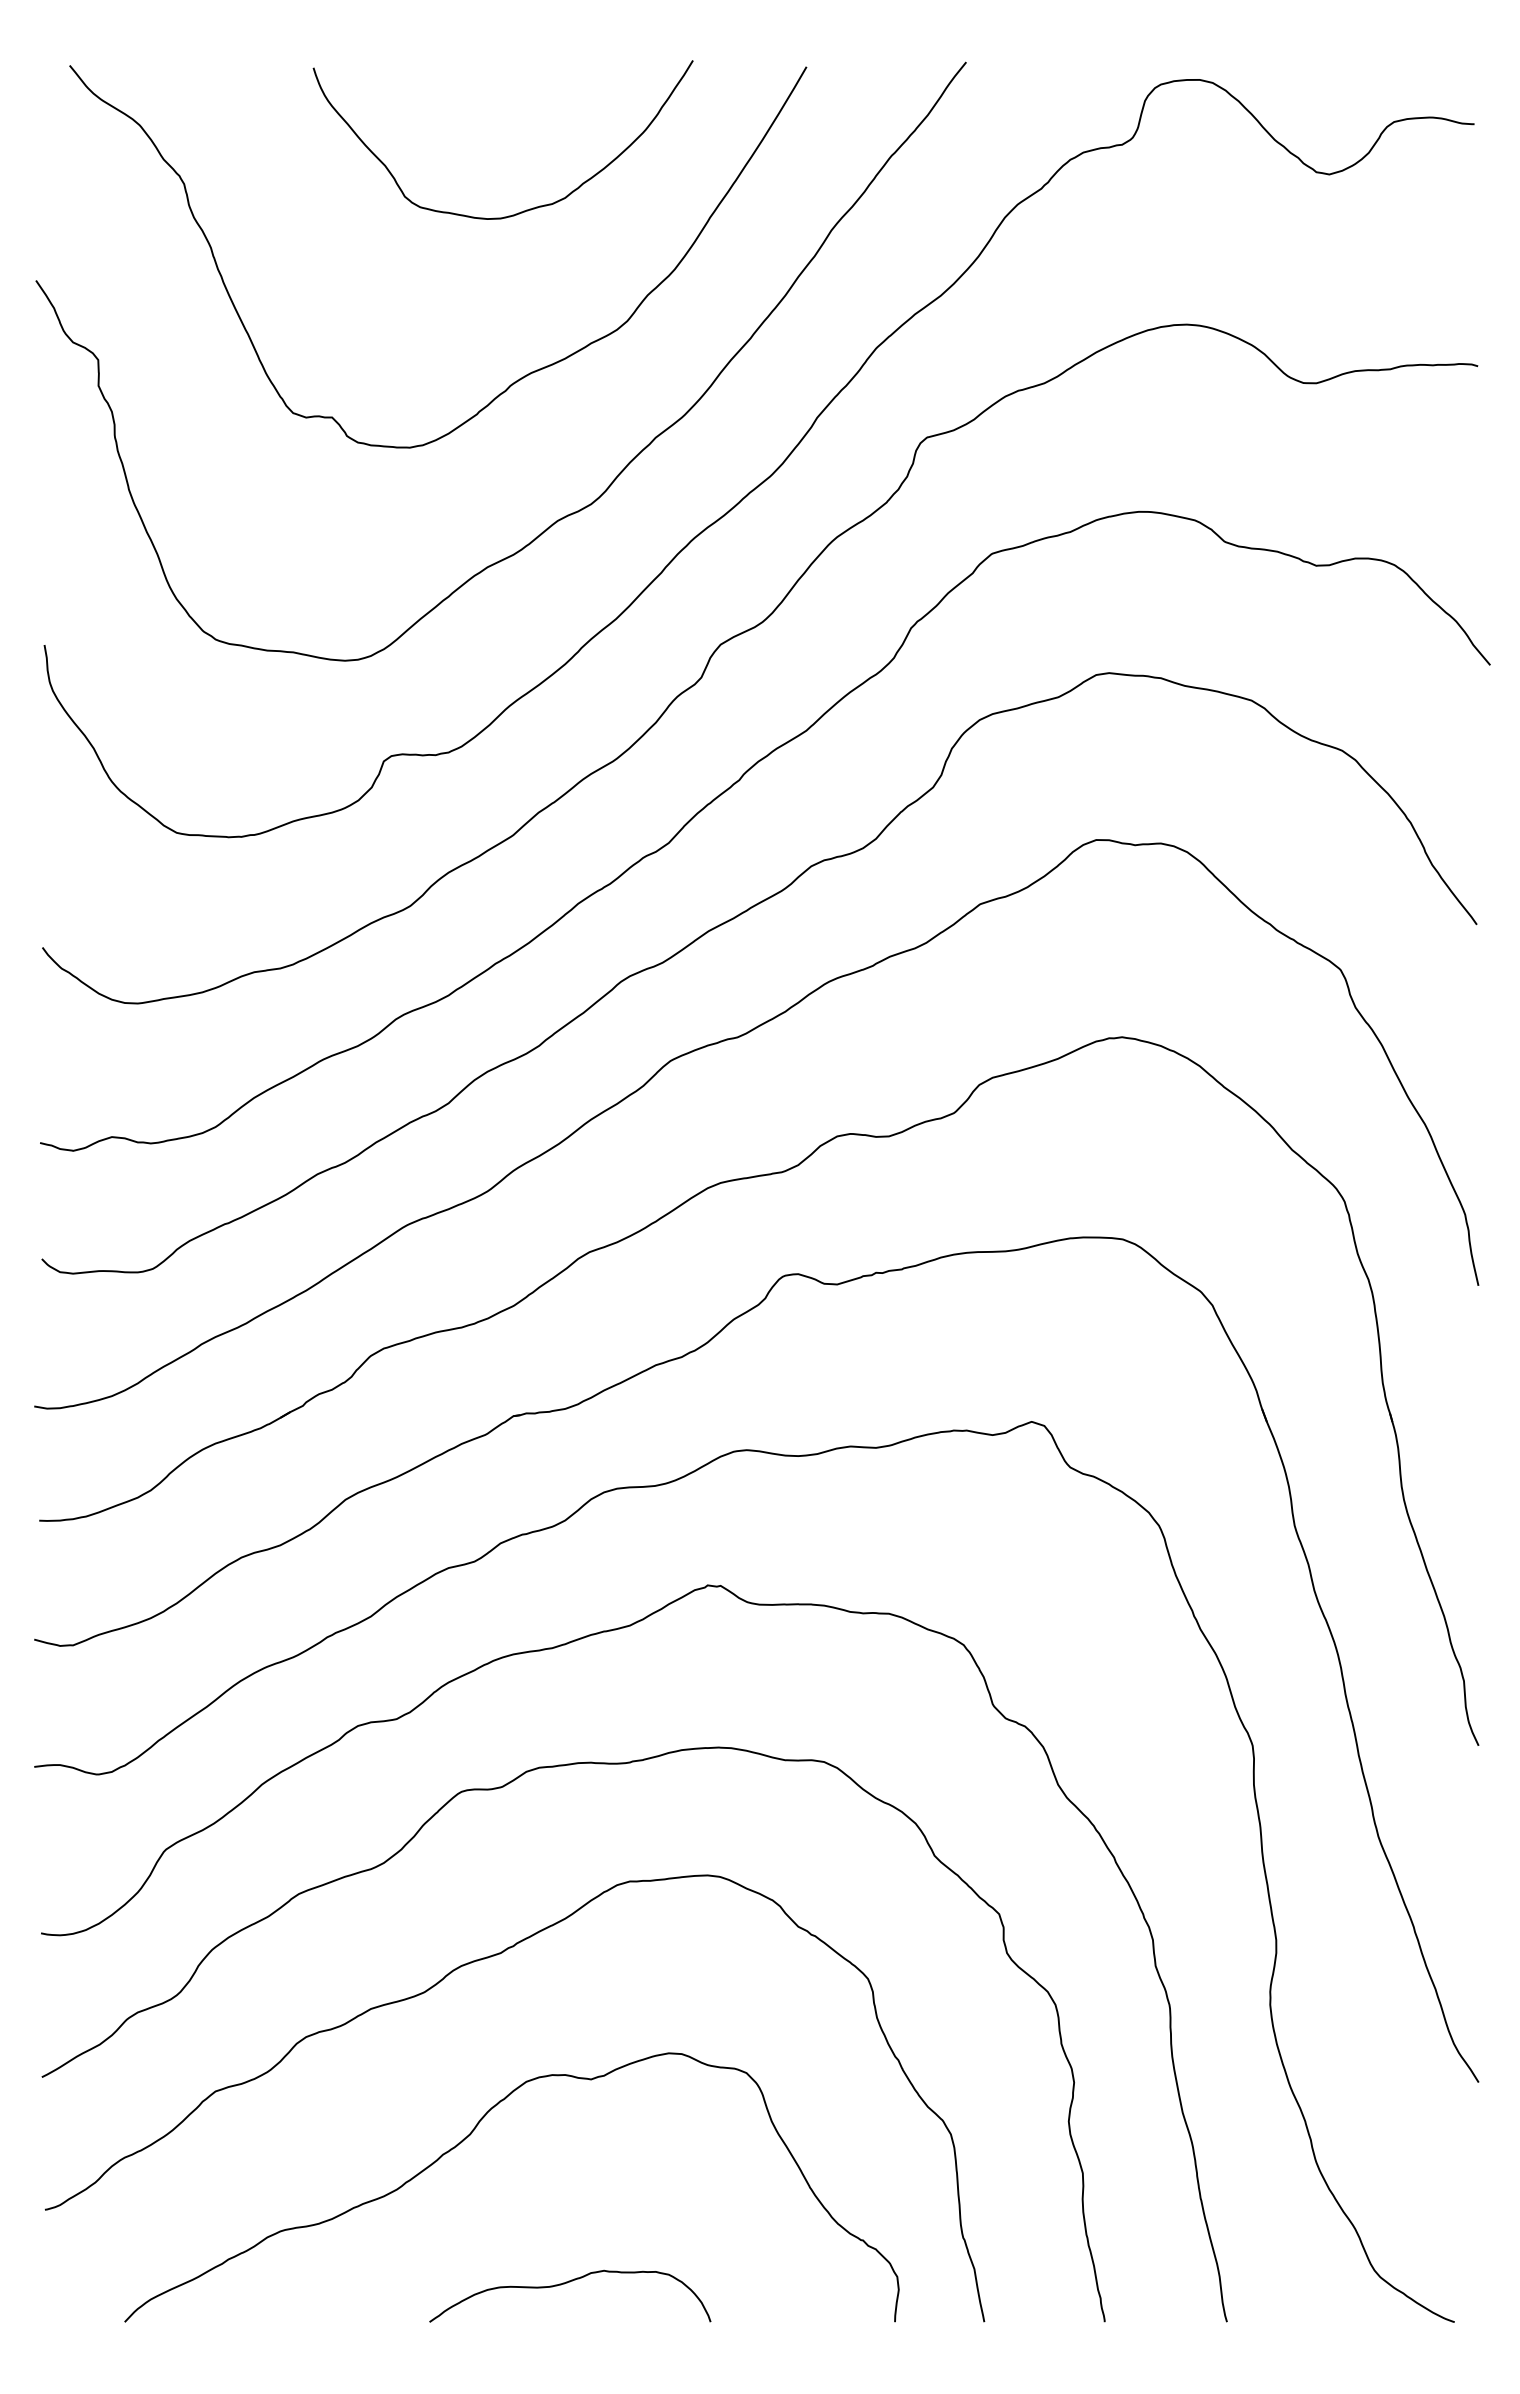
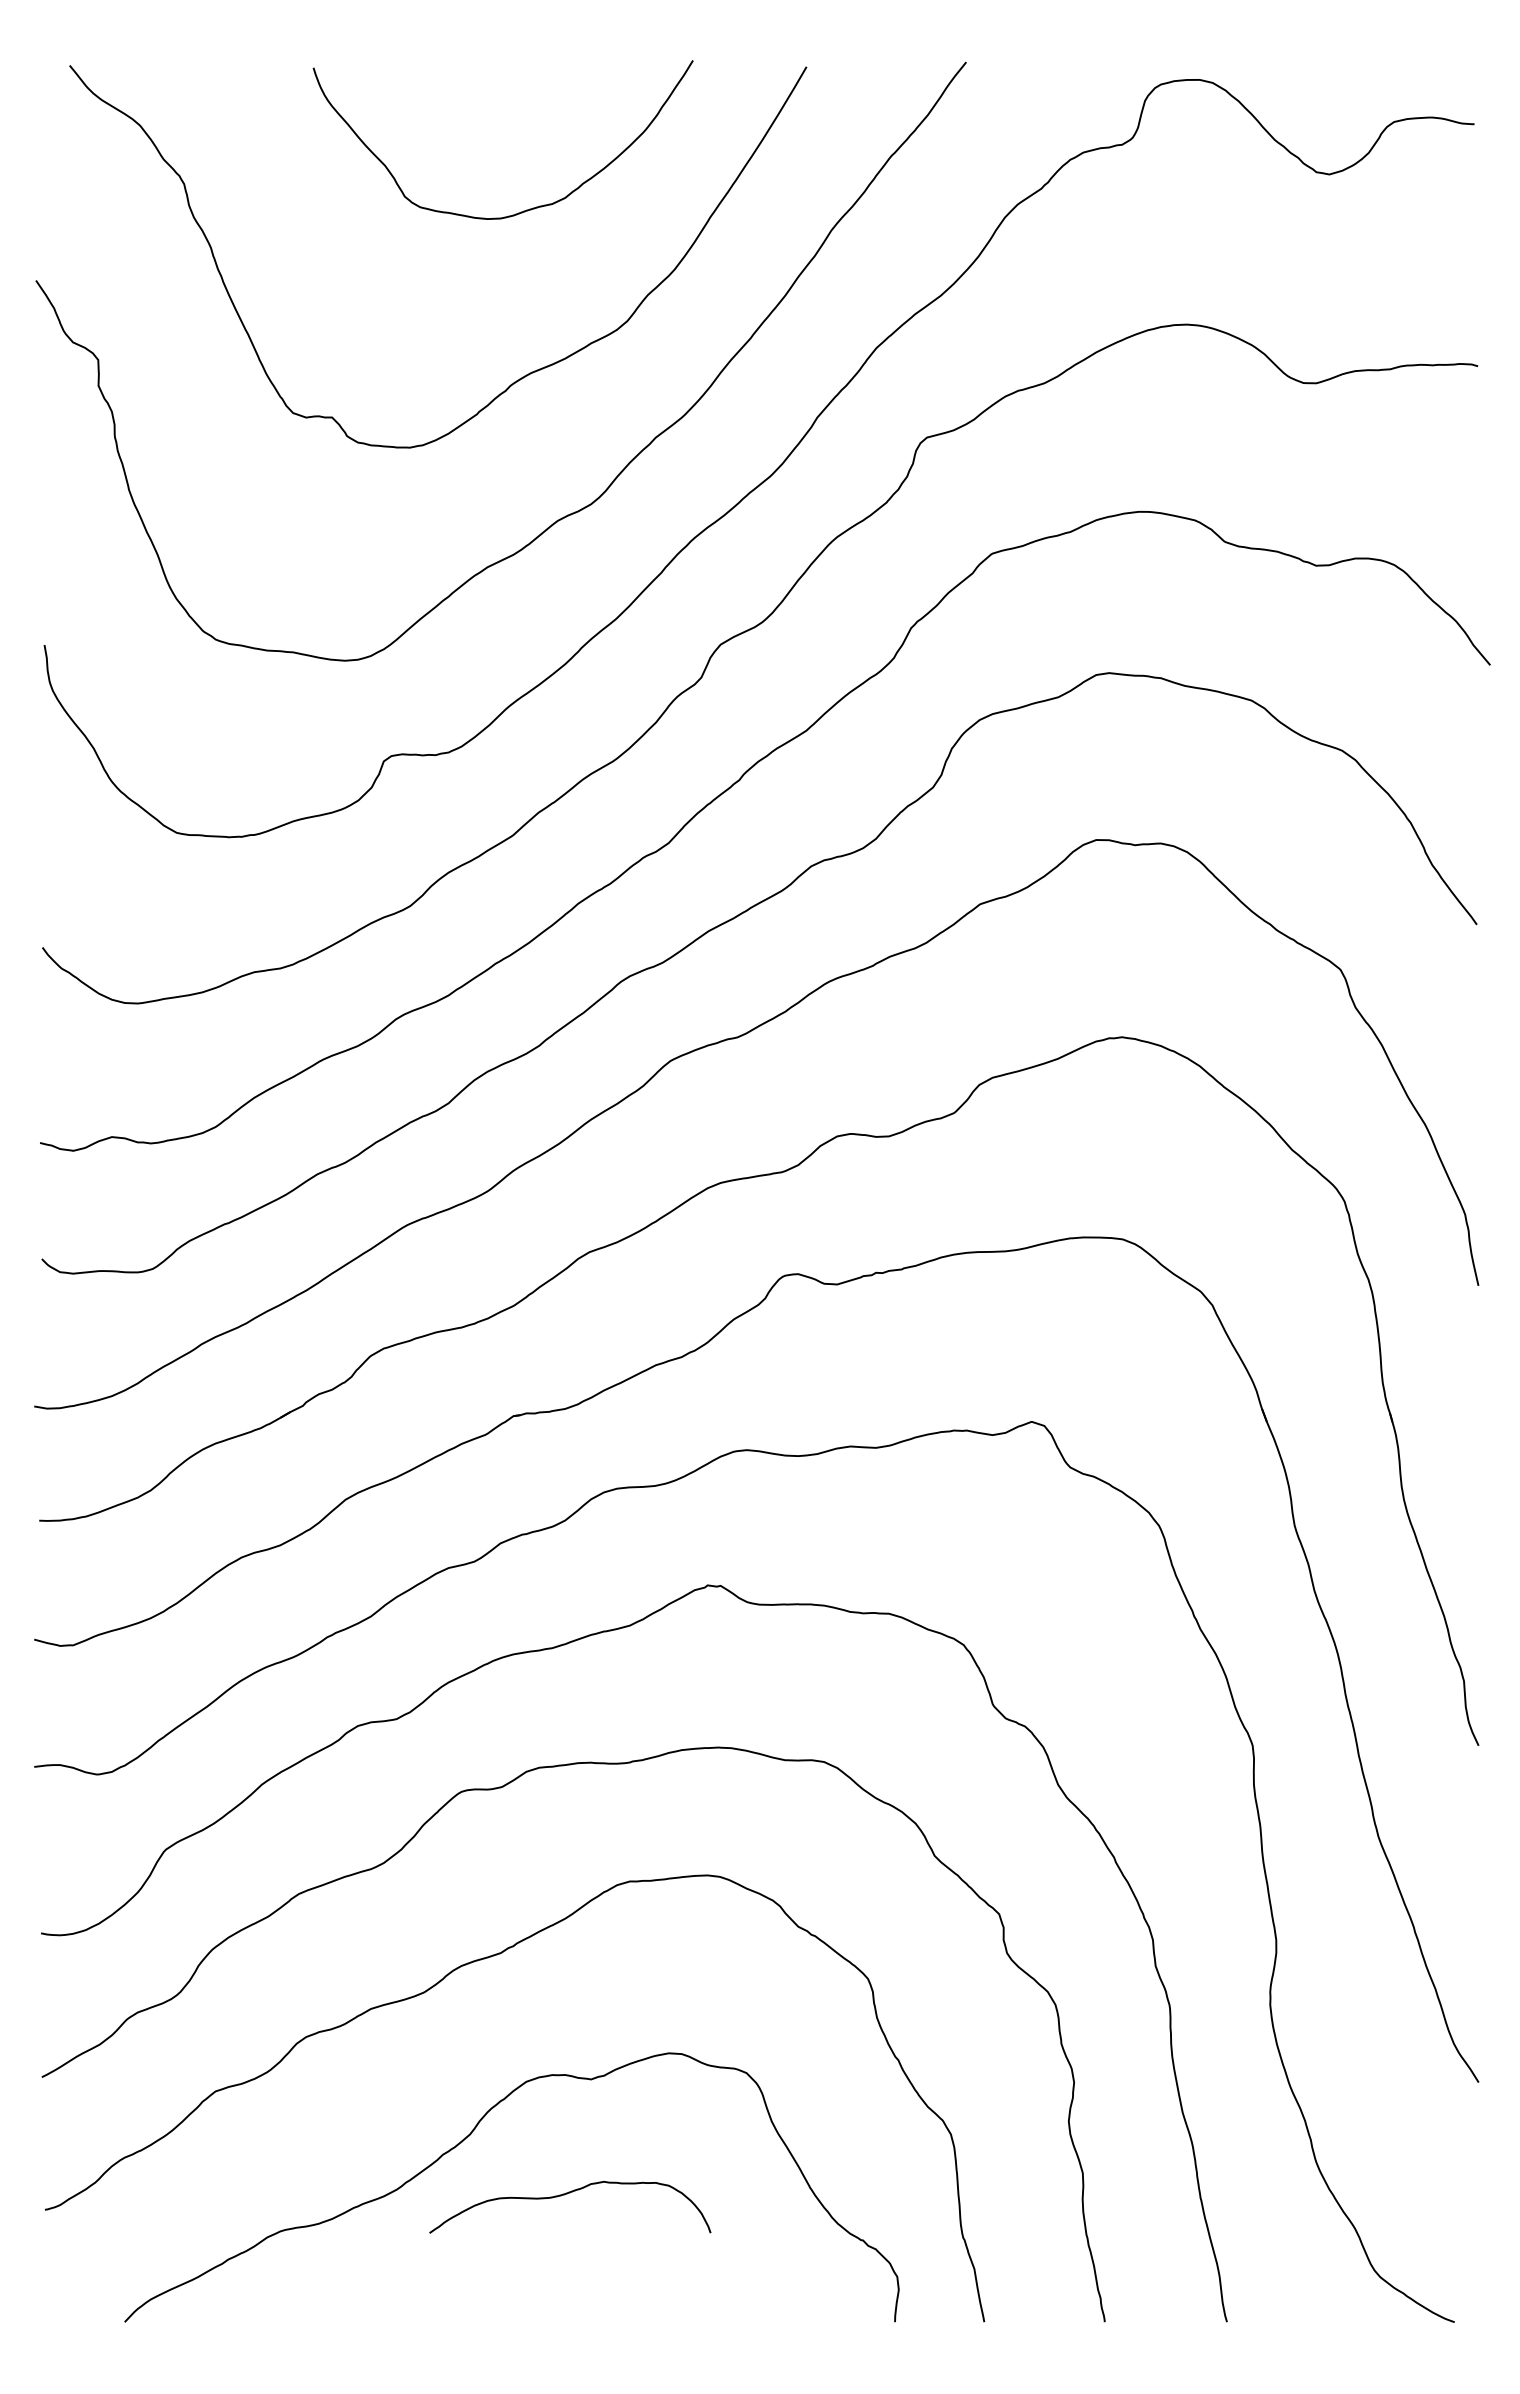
curve position: (567, 2283) -> (567, 2194) (567, 2194)
